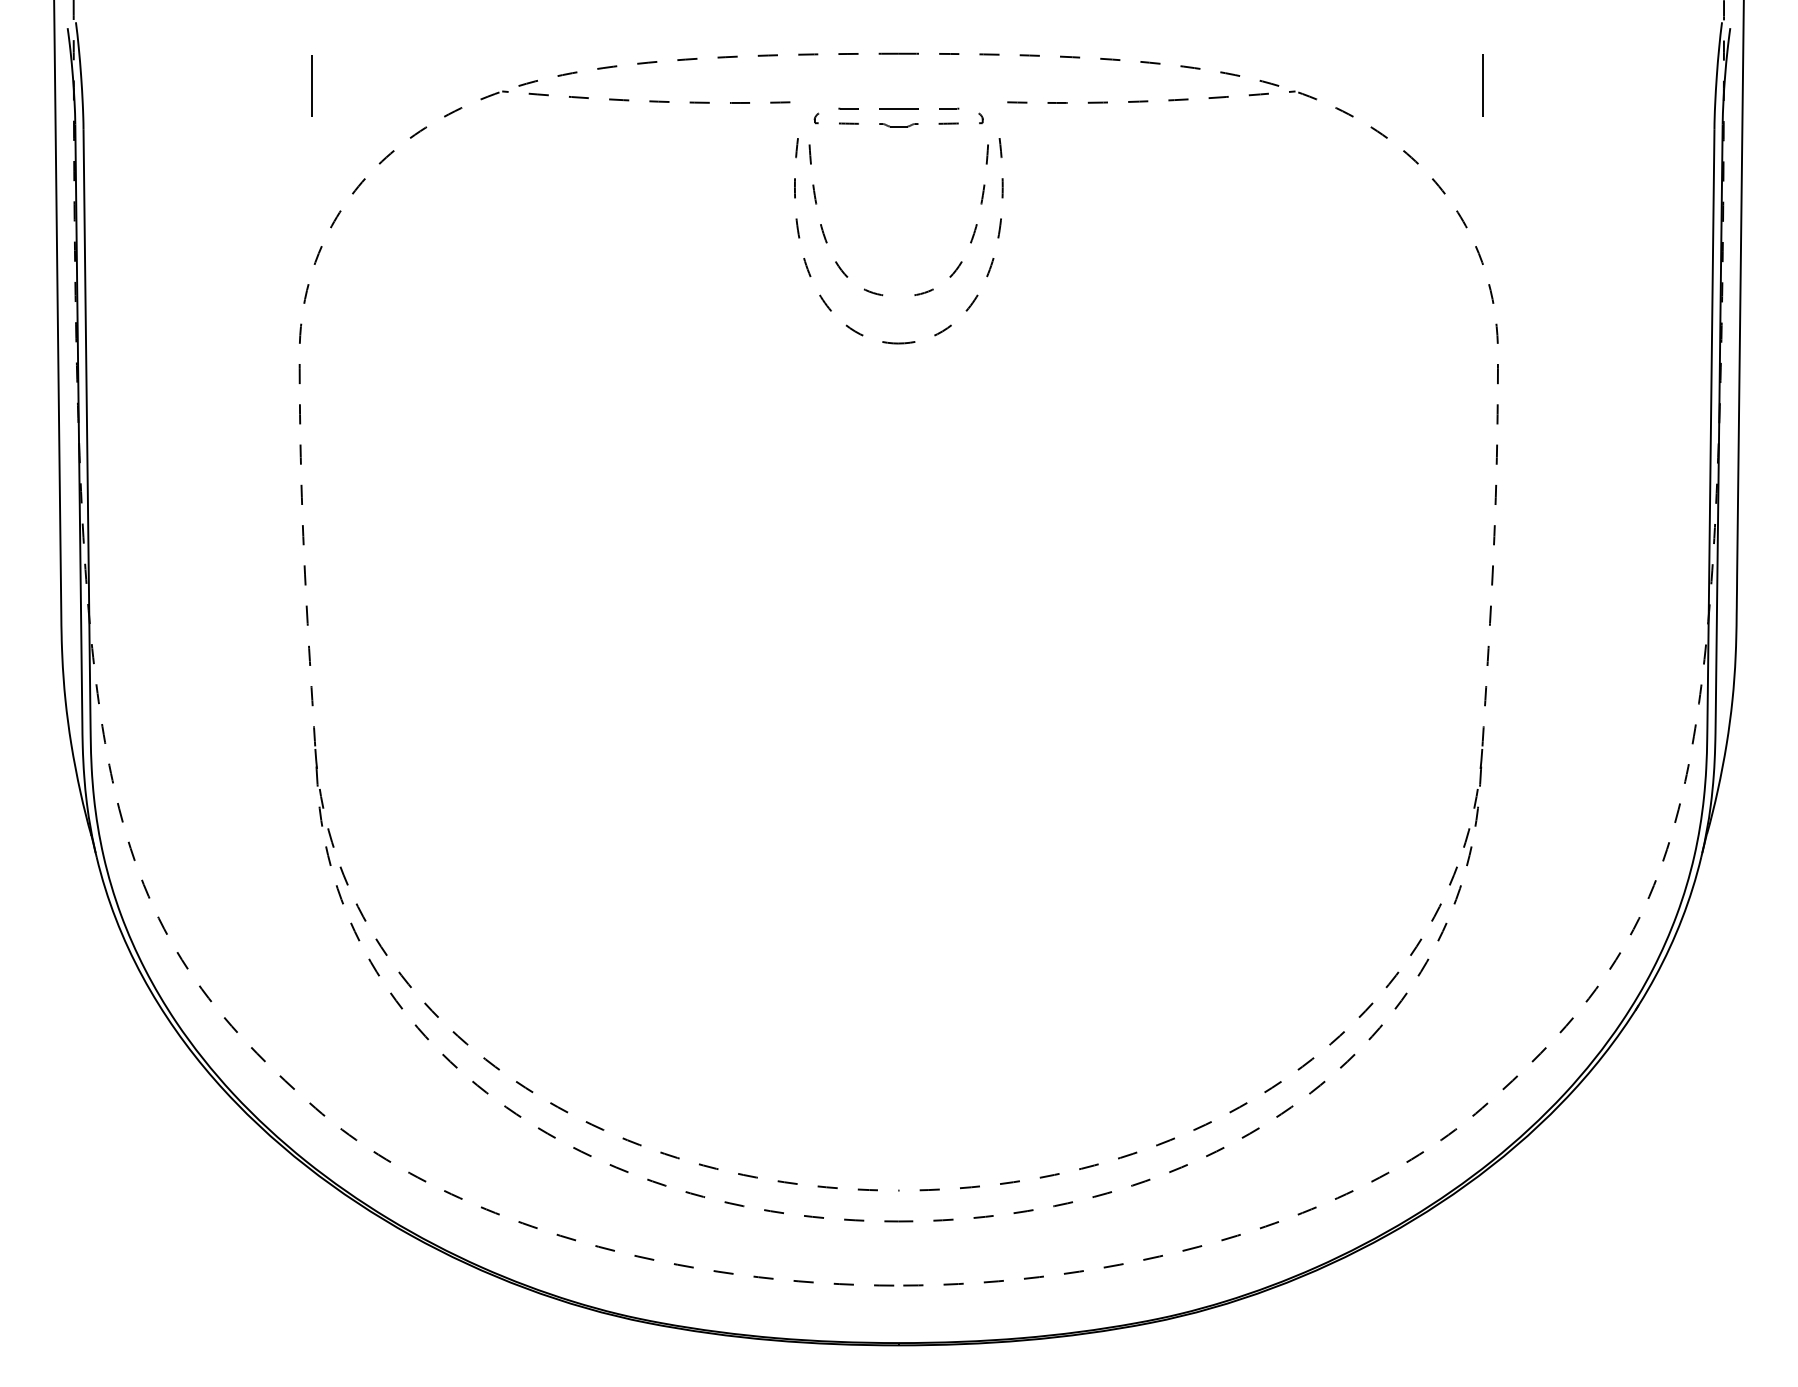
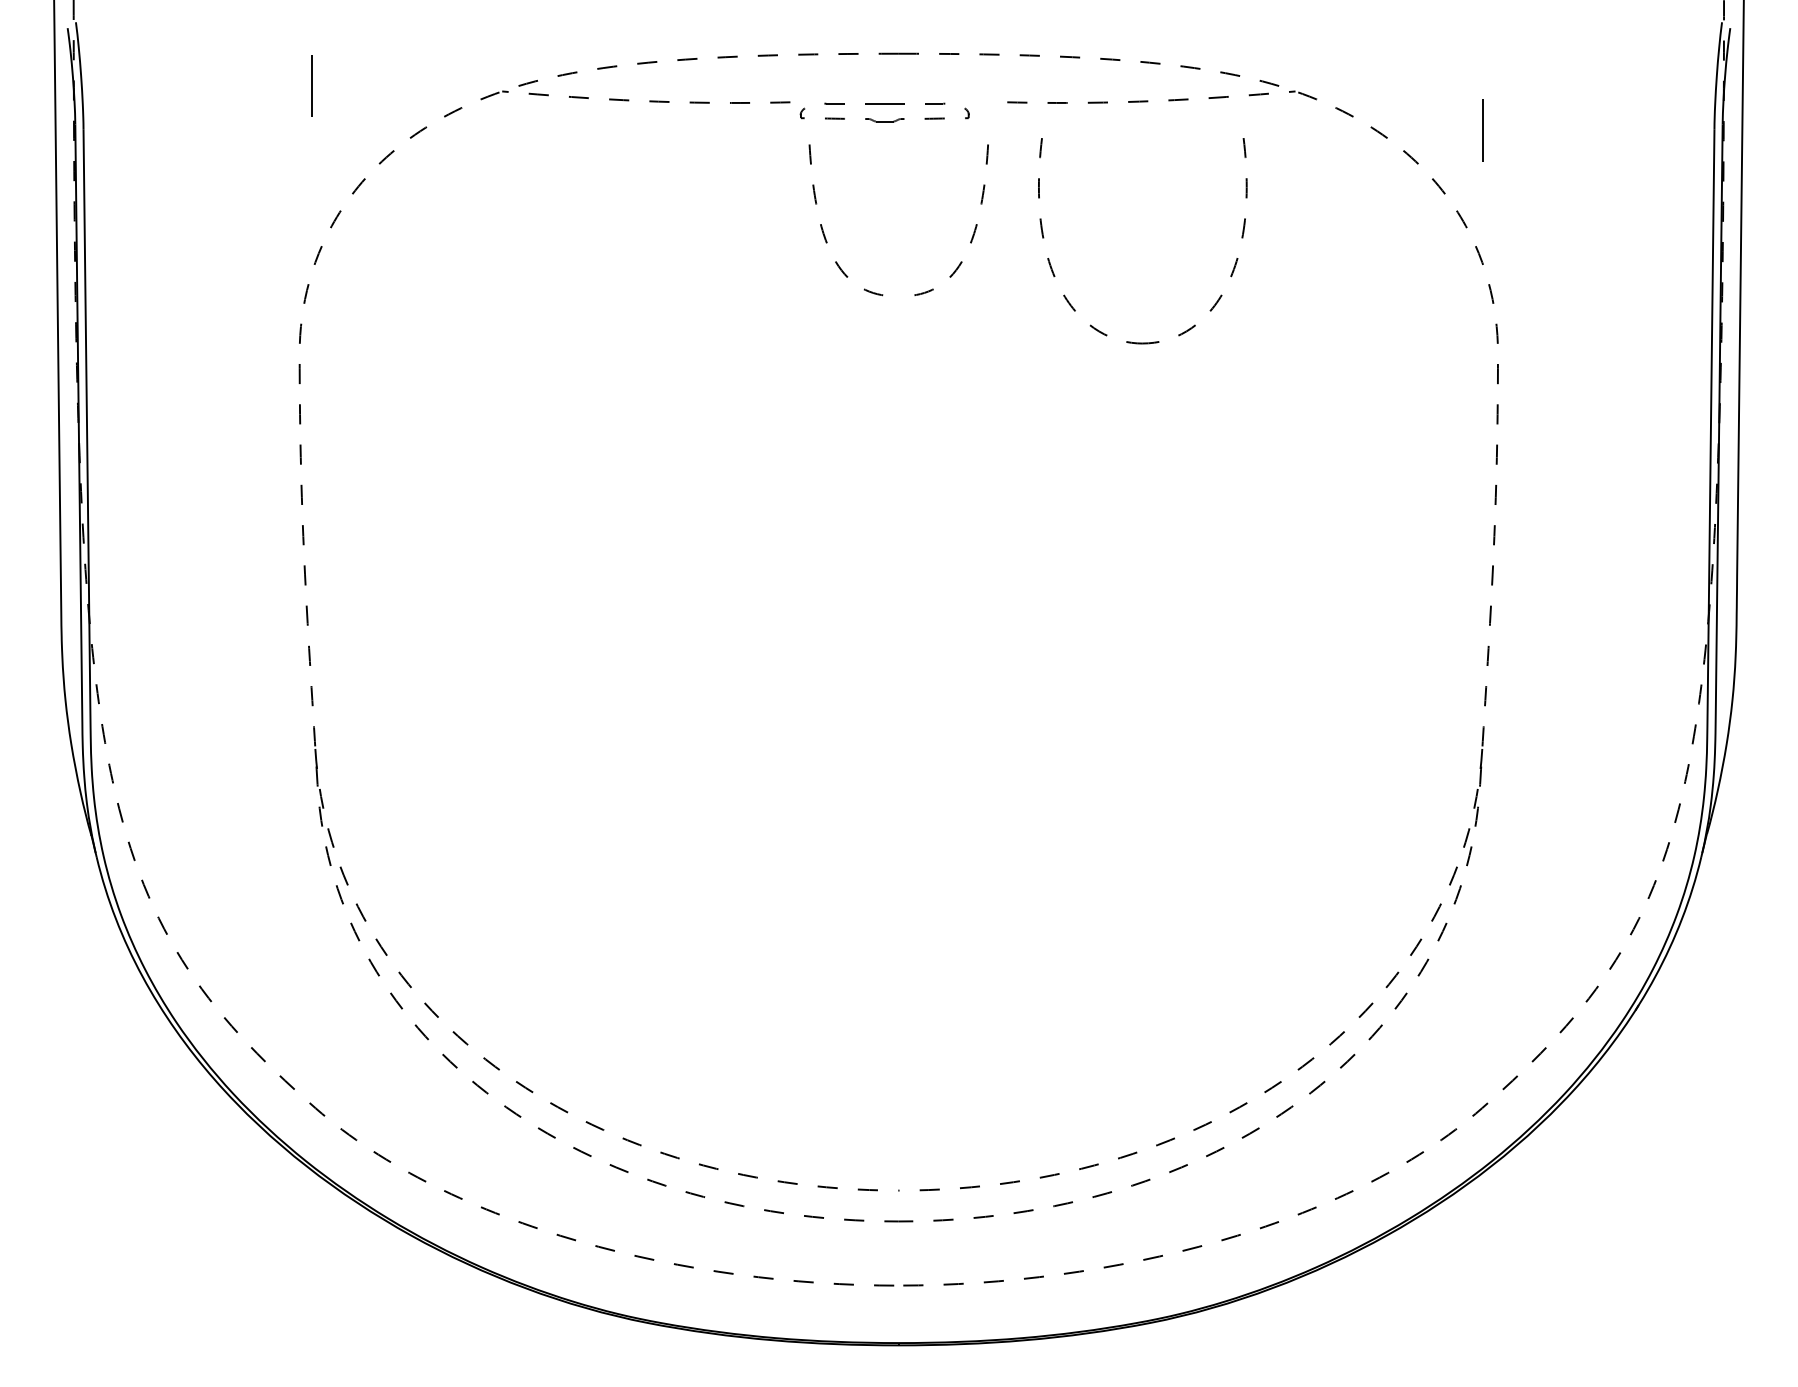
line position: (1482, 85) -> (1482, 130) (1482, 130)
part position: (898, 109) -> (884, 104) (884, 104)
part position: (811, 275) -> (1055, 275) (1055, 275)
